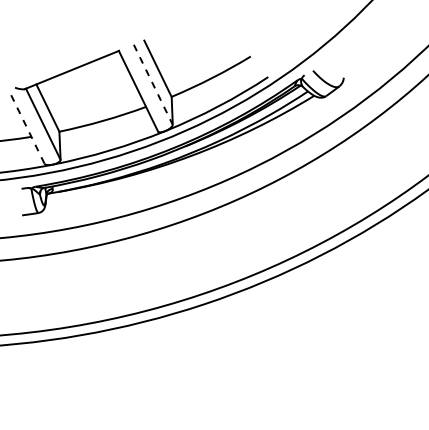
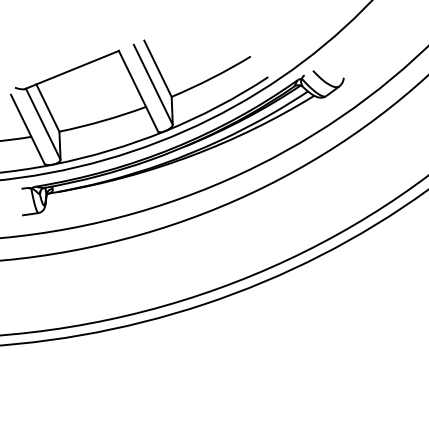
line: dashed -> solid (153, 85)
line: dashed -> solid (27, 128)
